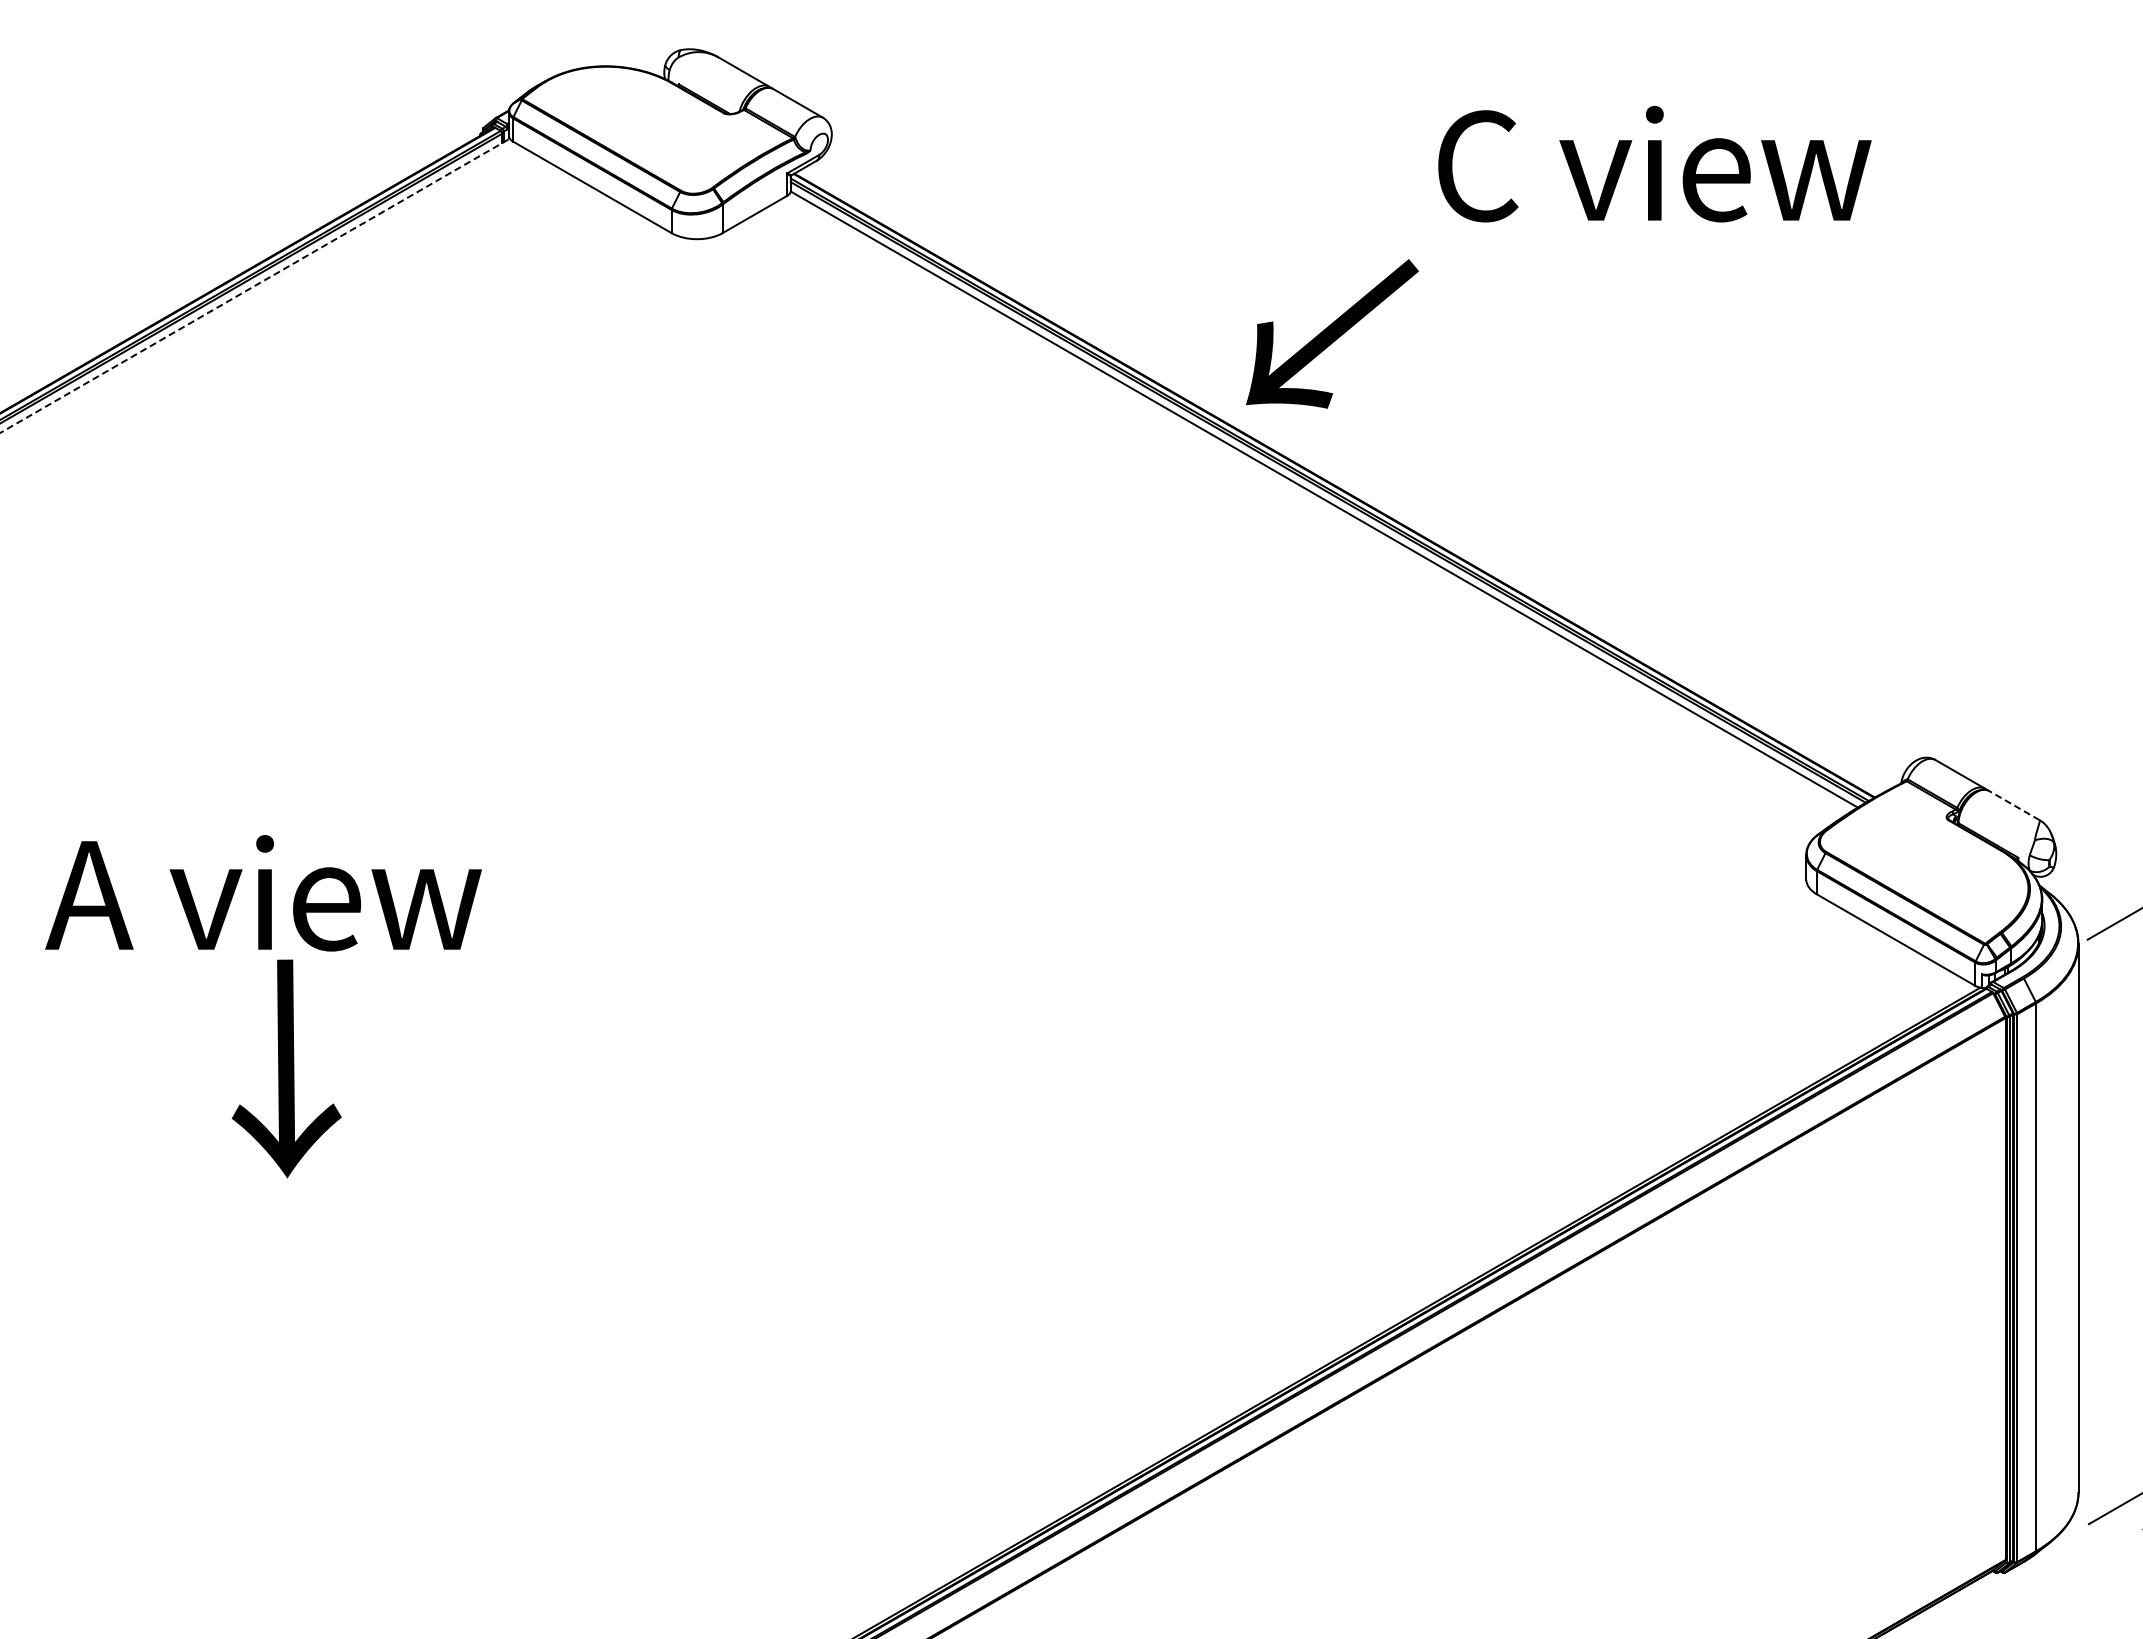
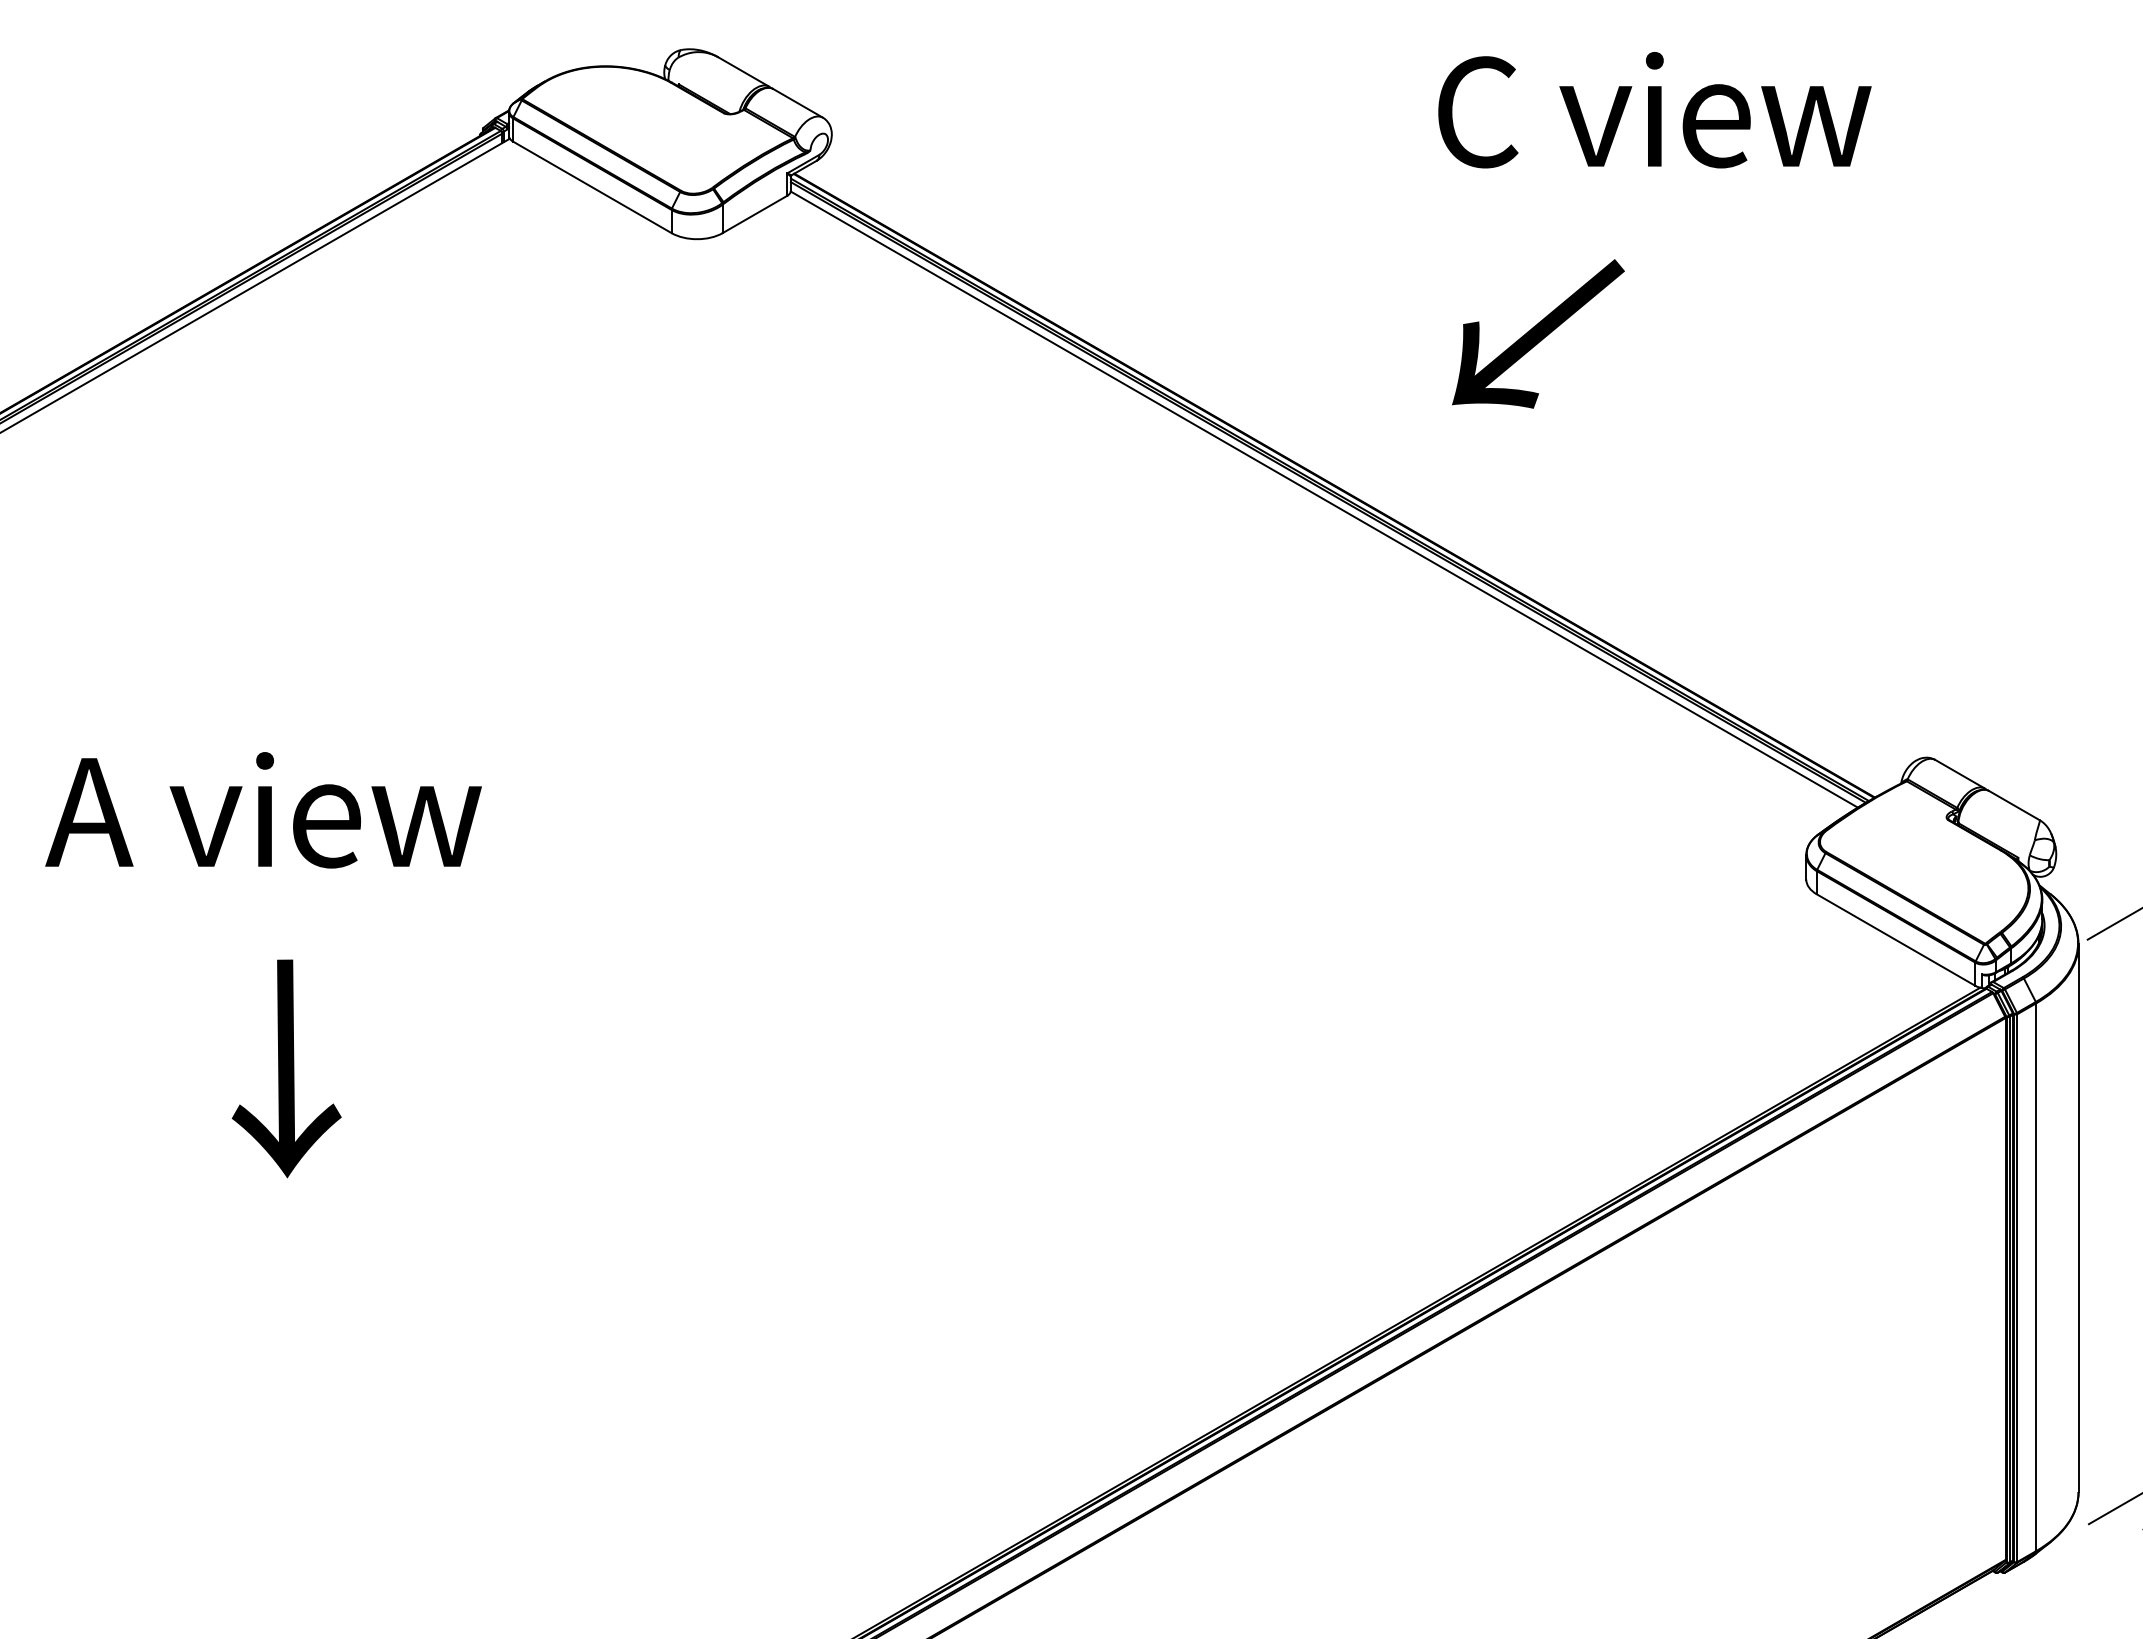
text position: (1654, 164) -> (1654, 110) (1654, 110)
line: dashed -> solid (255, 285)
text position: (1332, 333) -> (1538, 333) (1538, 333)
line: dashed -> solid (2013, 805)
text position: (263, 893) -> (263, 810) (263, 810)
